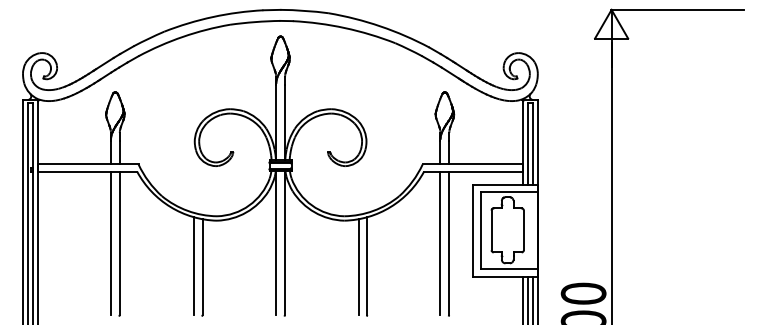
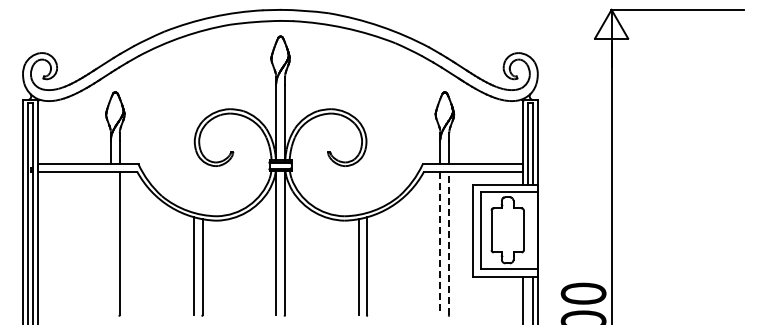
line: present -> none (110, 243)
line: solid -> dashed (440, 243)
line: solid -> dashed (449, 243)
line: present -> none (528, 298)
